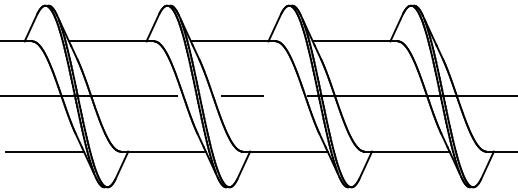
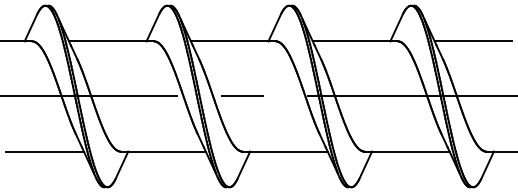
line: none -> present (473, 41)
